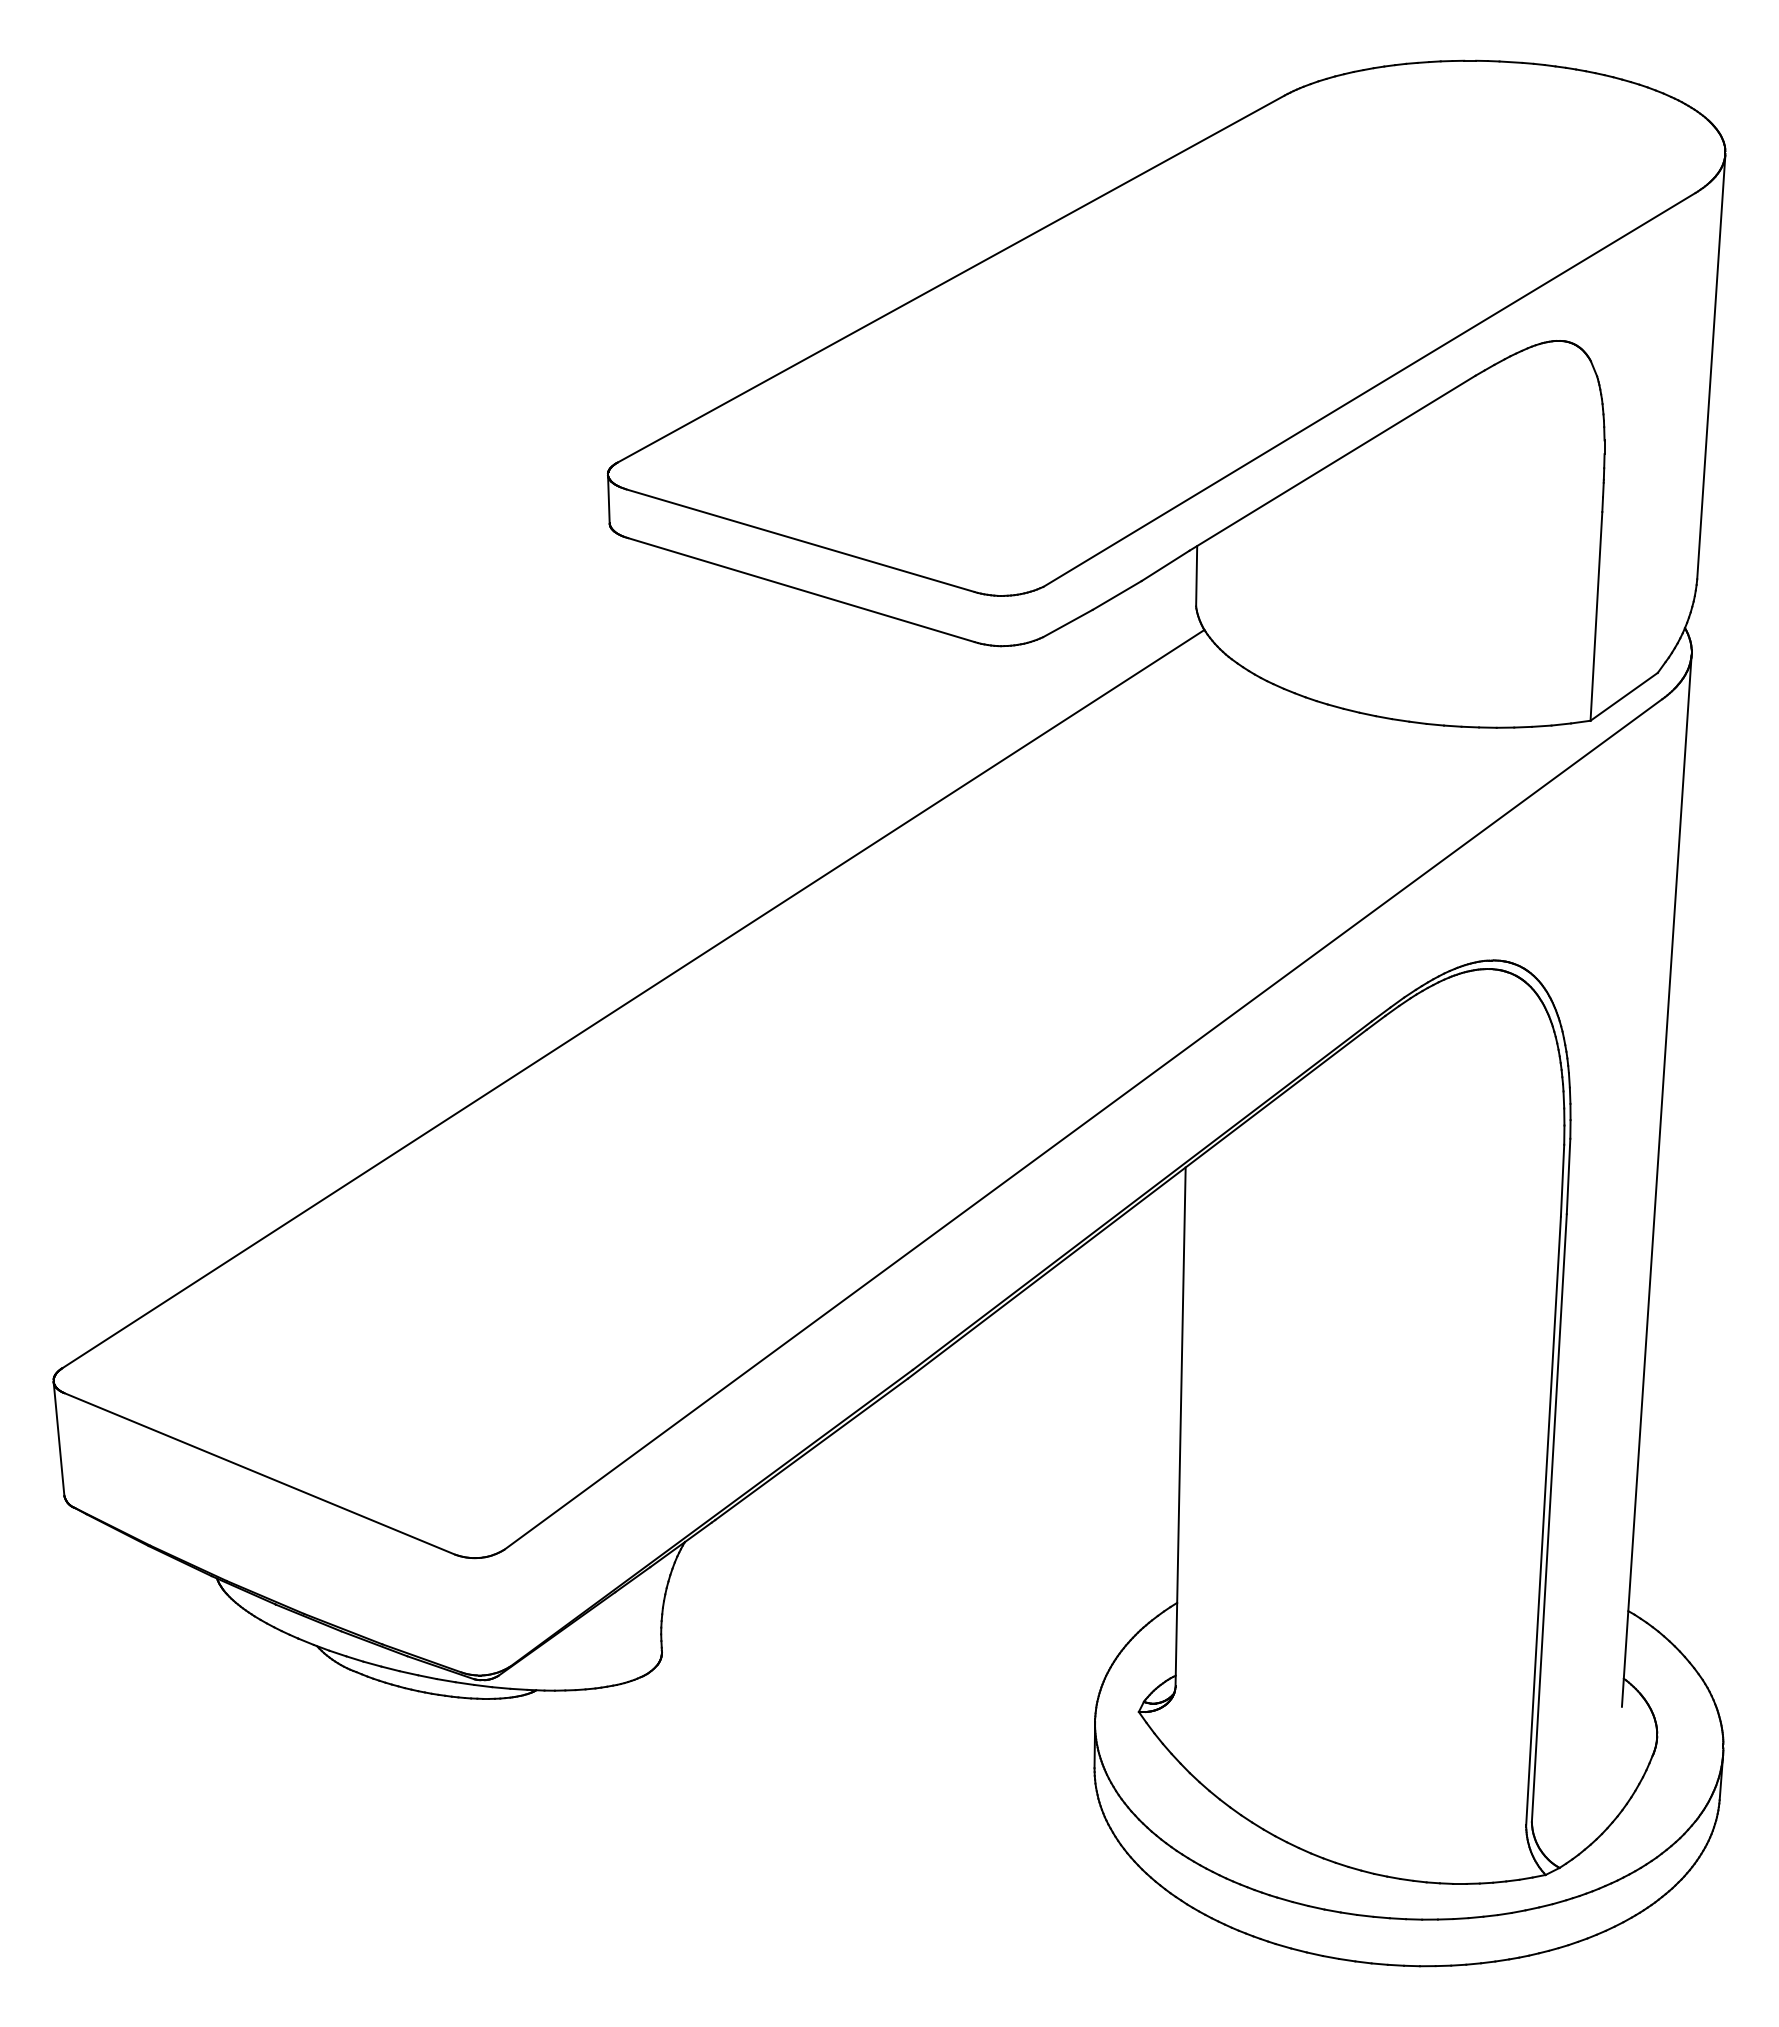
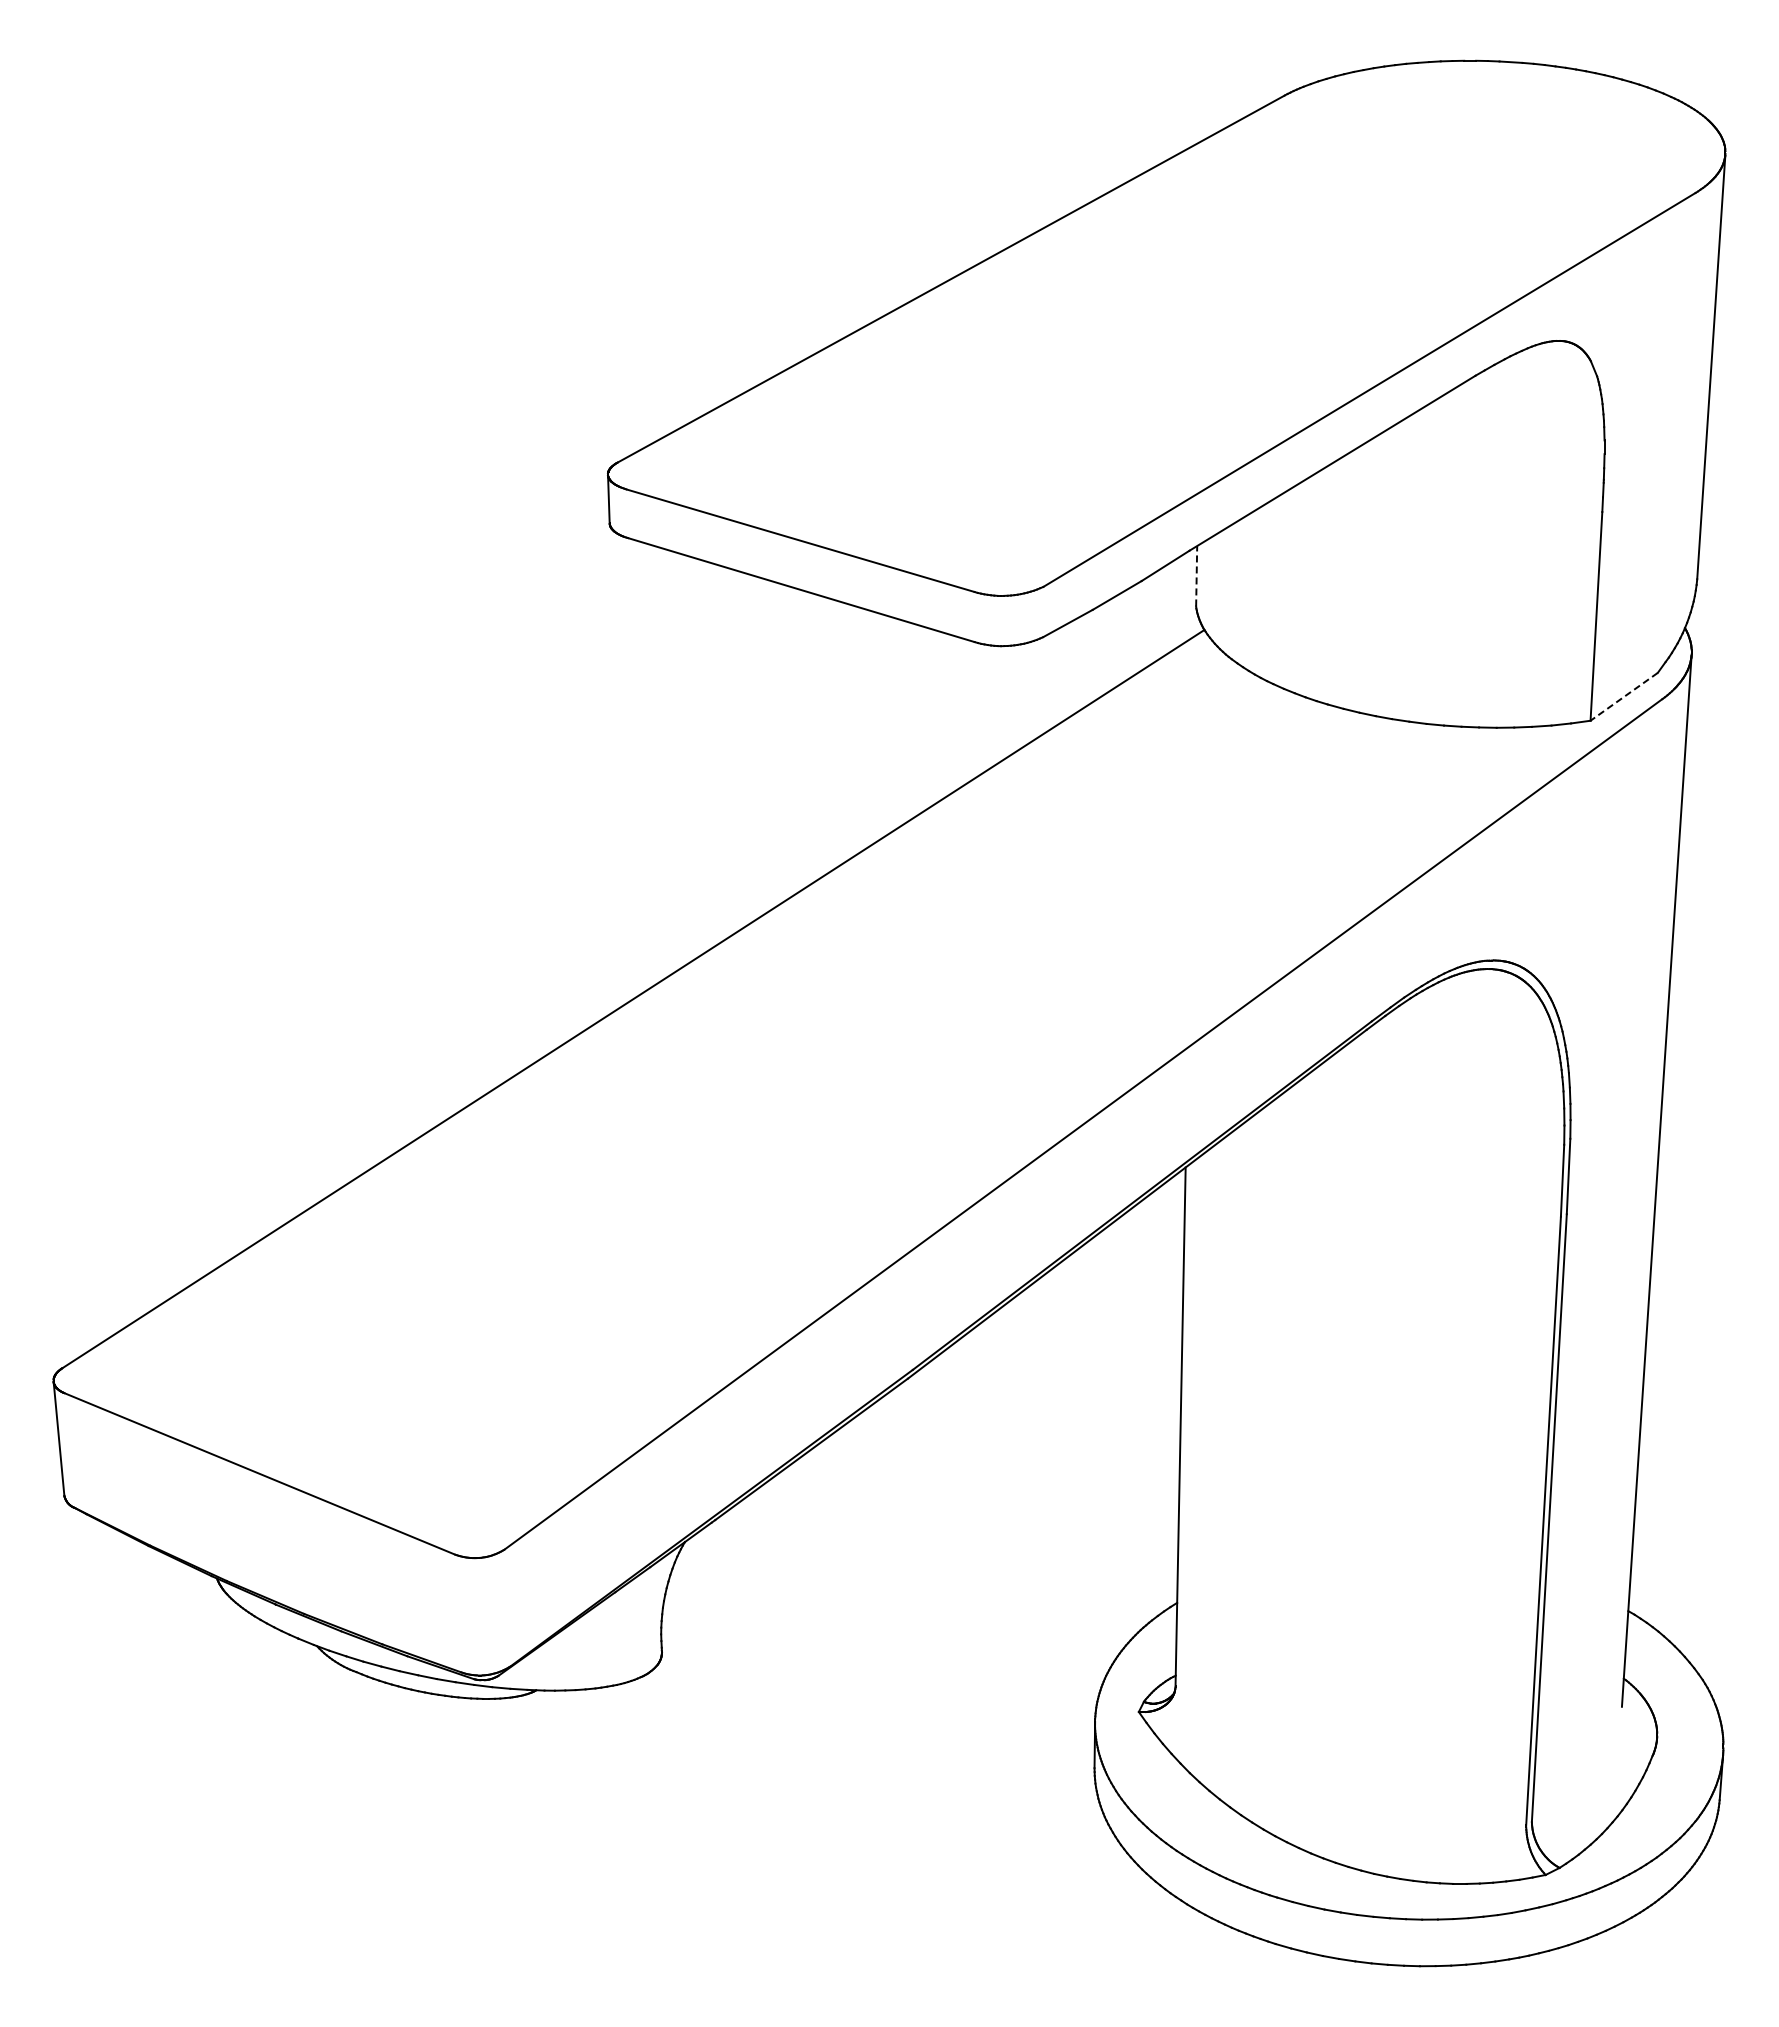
line: solid -> dashed (1196, 575)
line: solid -> dashed (1623, 697)
